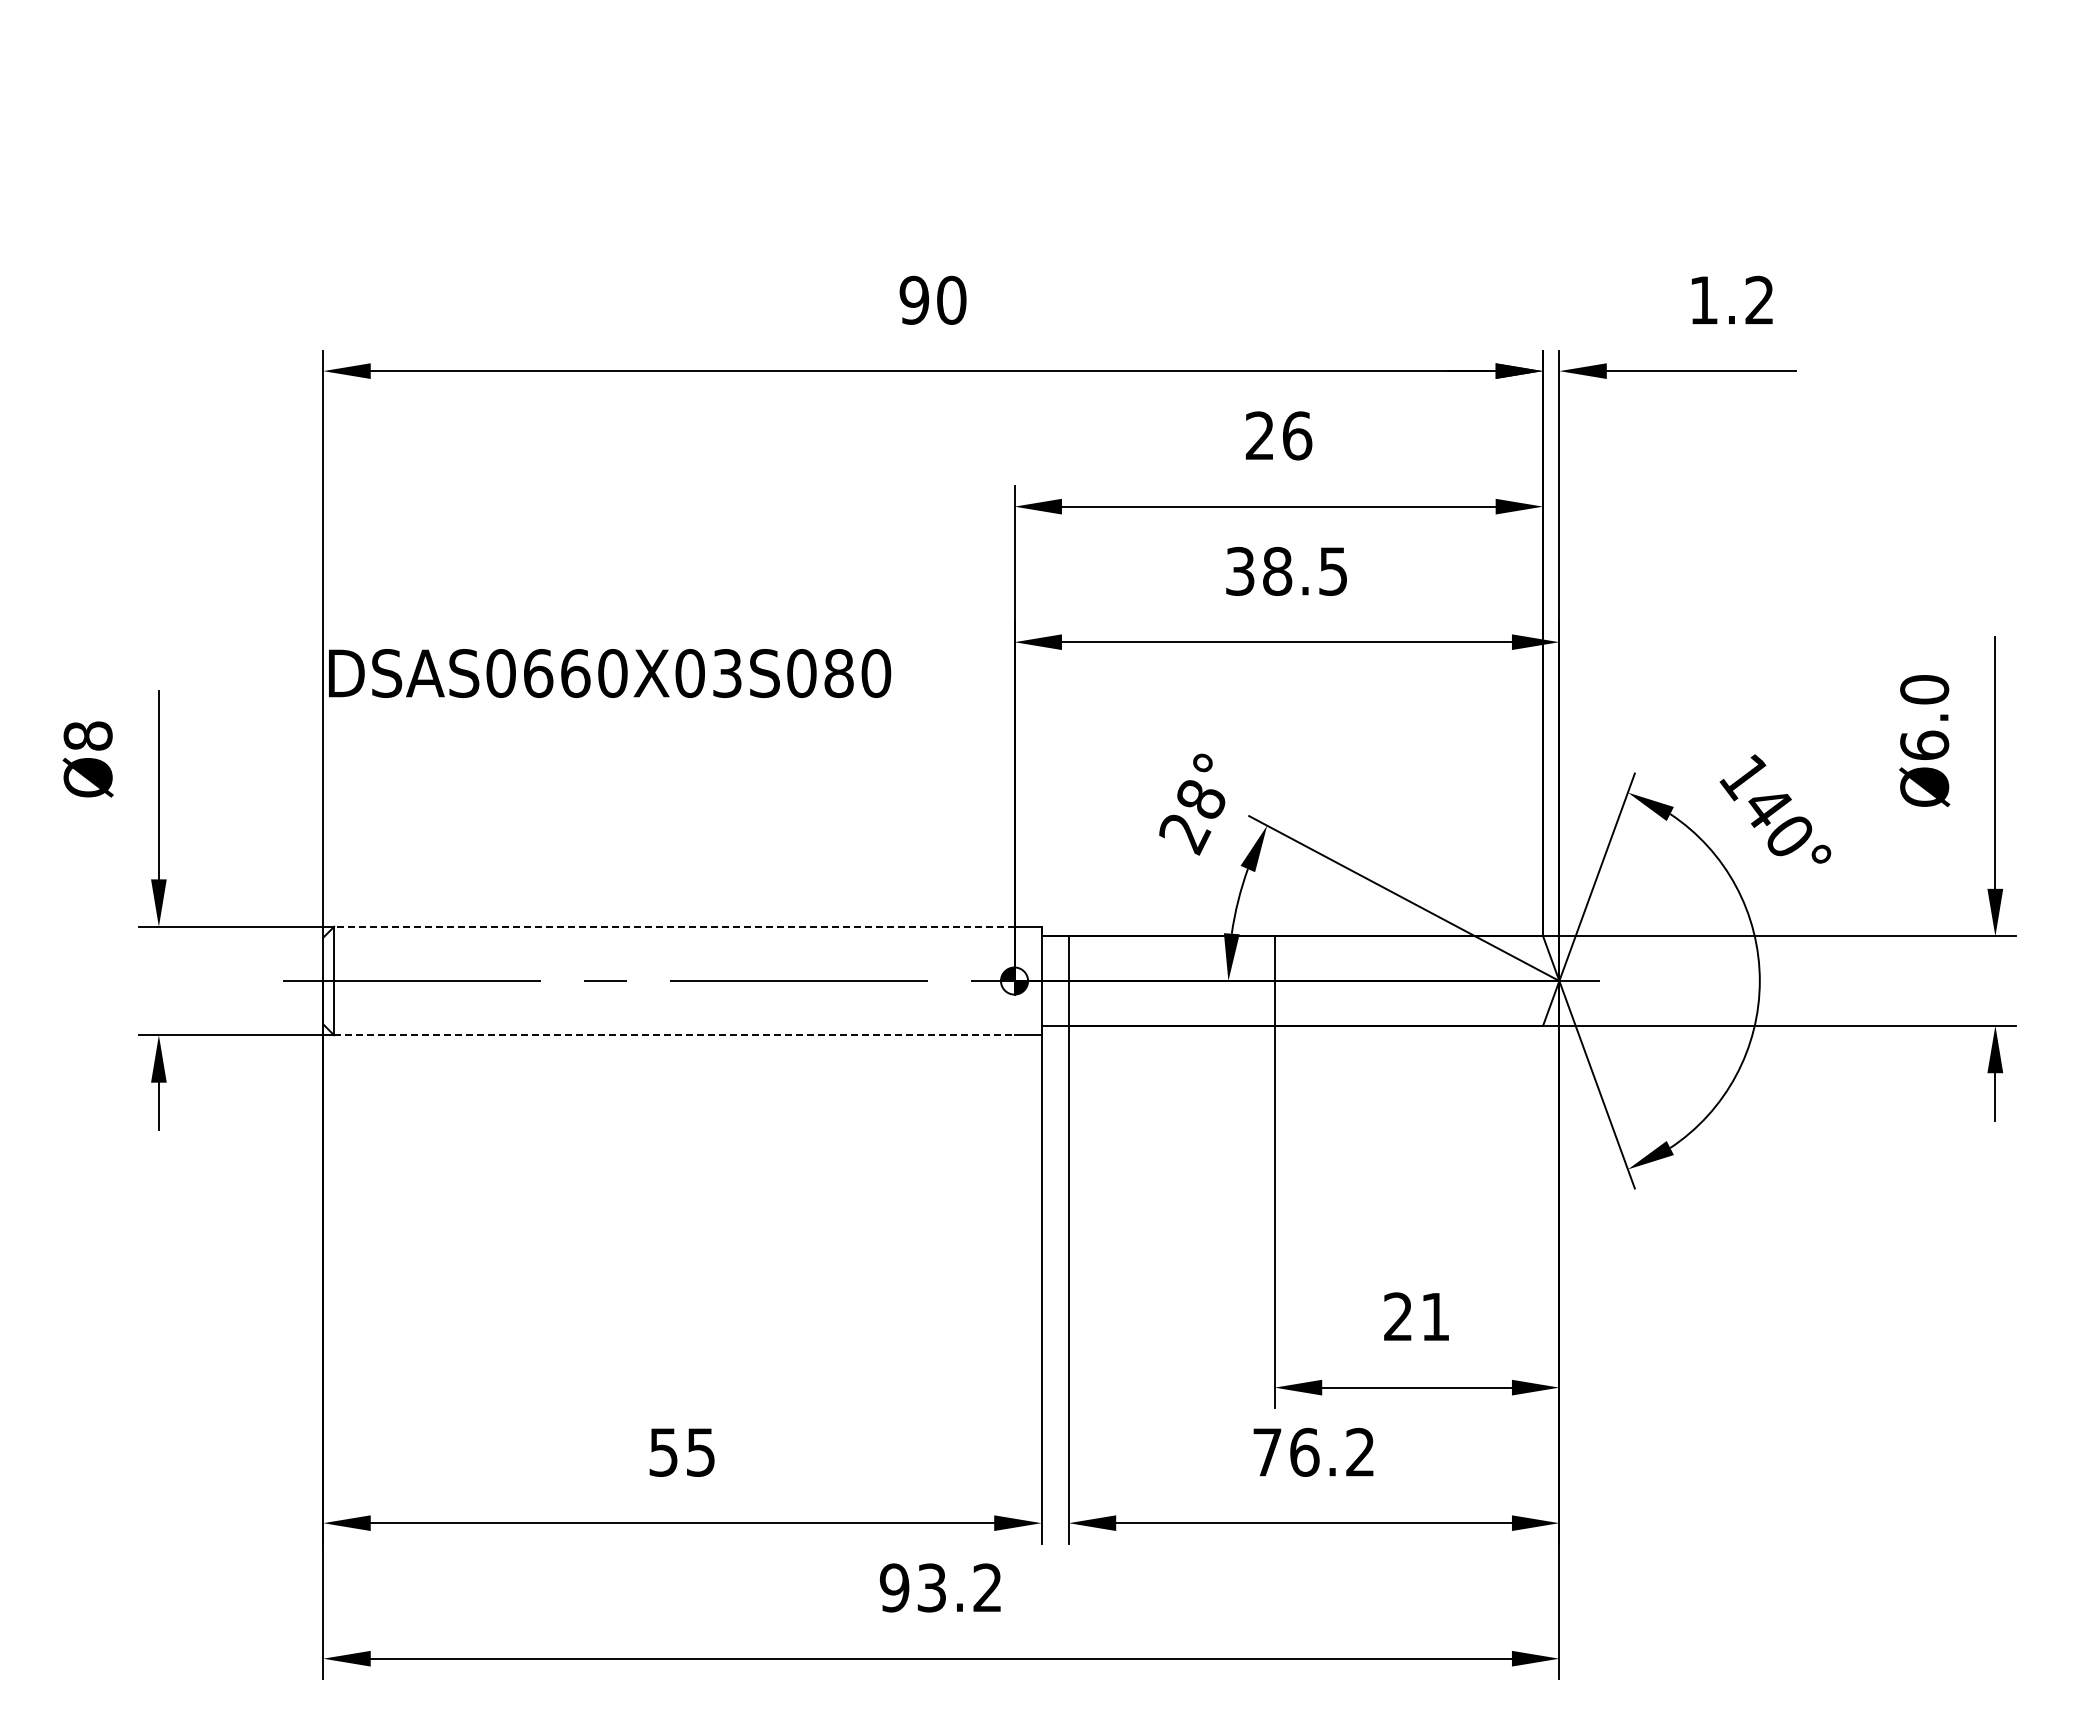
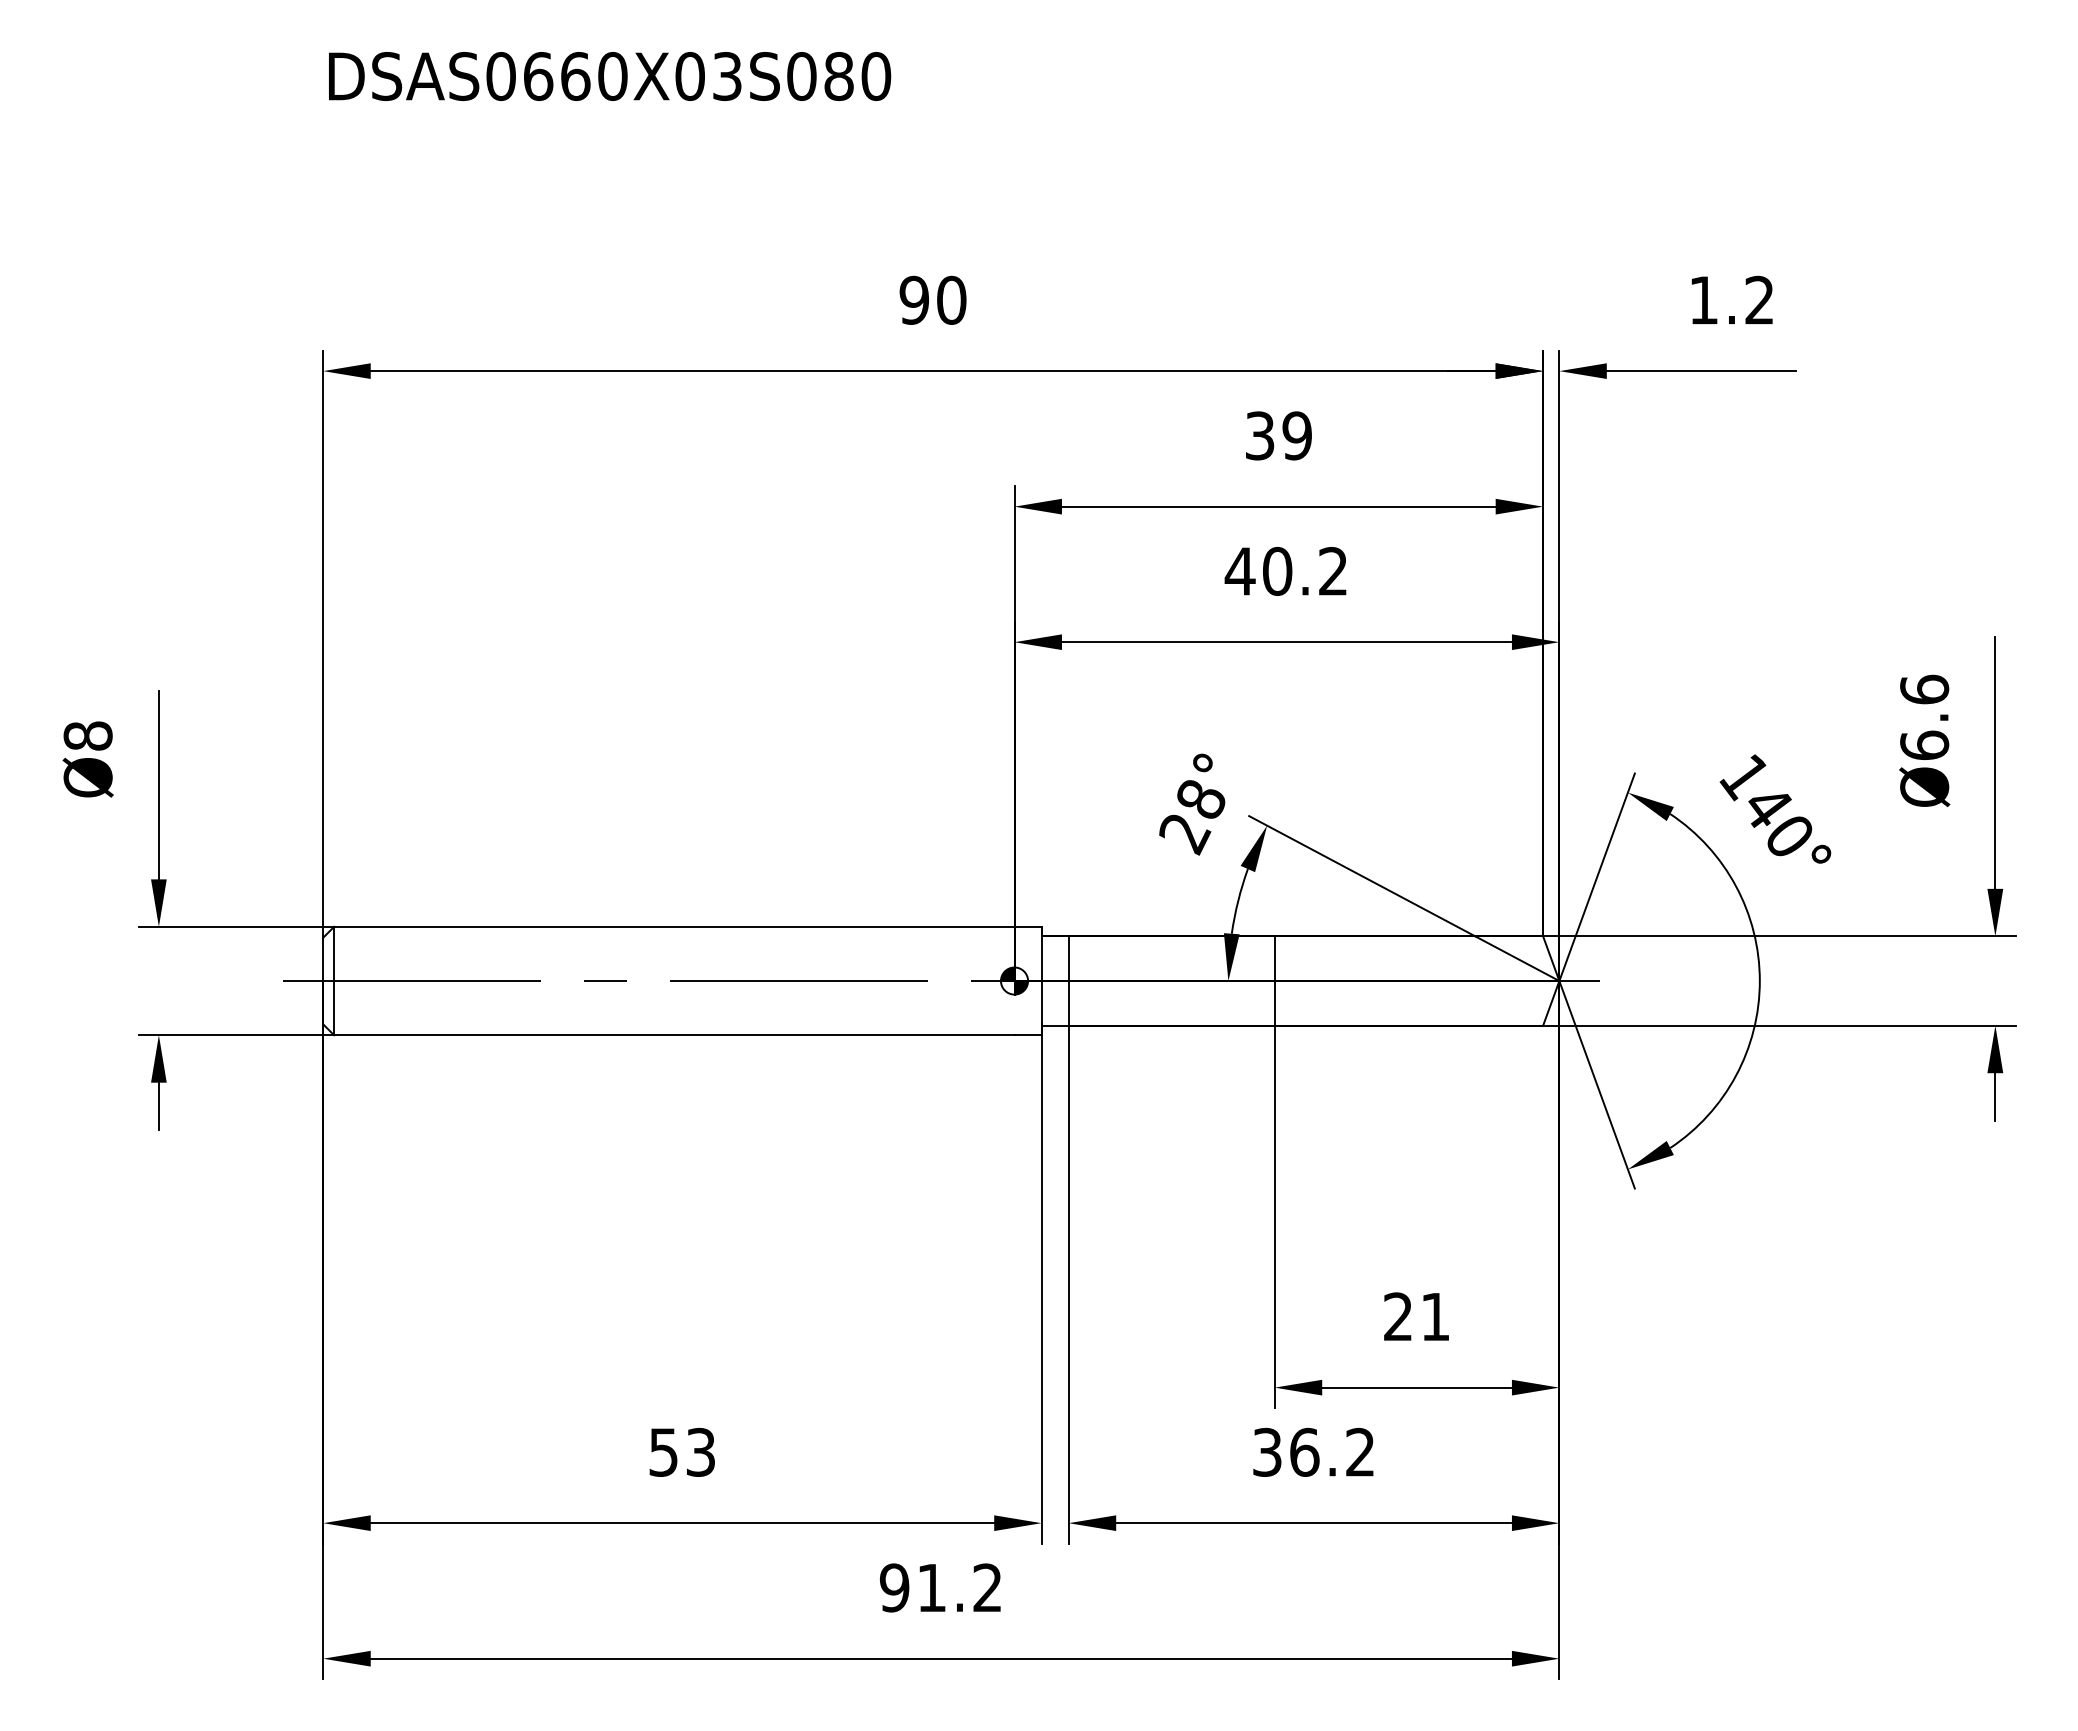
text: 26 -> 39 (1278, 435)
text: 38.5 -> 40.2 (1285, 570)
text position: (610, 673) -> (610, 76) (610, 76)
text: Ø6.0 -> Ø6.6 (1924, 689)
line: dashed -> solid (673, 926)
line: dashed -> solid (674, 1035)
text: 55 -> 53 (700, 1451)
text: 76.2 -> 36.2 (1267, 1451)
text: 93.2 -> 91.2 (931, 1587)
